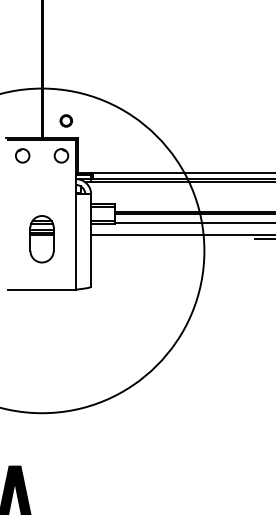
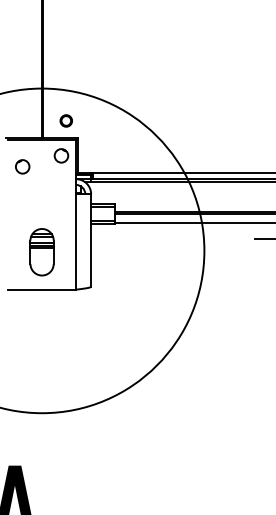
circle position: (22, 155) -> (22, 166) (22, 166)
line: present -> none (181, 235)
part position: (41, 239) -> (41, 252) (41, 252)
